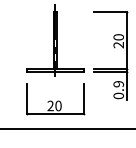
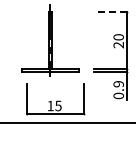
line: solid -> dashed (109, 11)
part position: (55, 40) -> (50, 40) (50, 40)
text: 20 -> 15 (54, 105)
line position: (67, 128) -> (67, 122) (67, 122)
